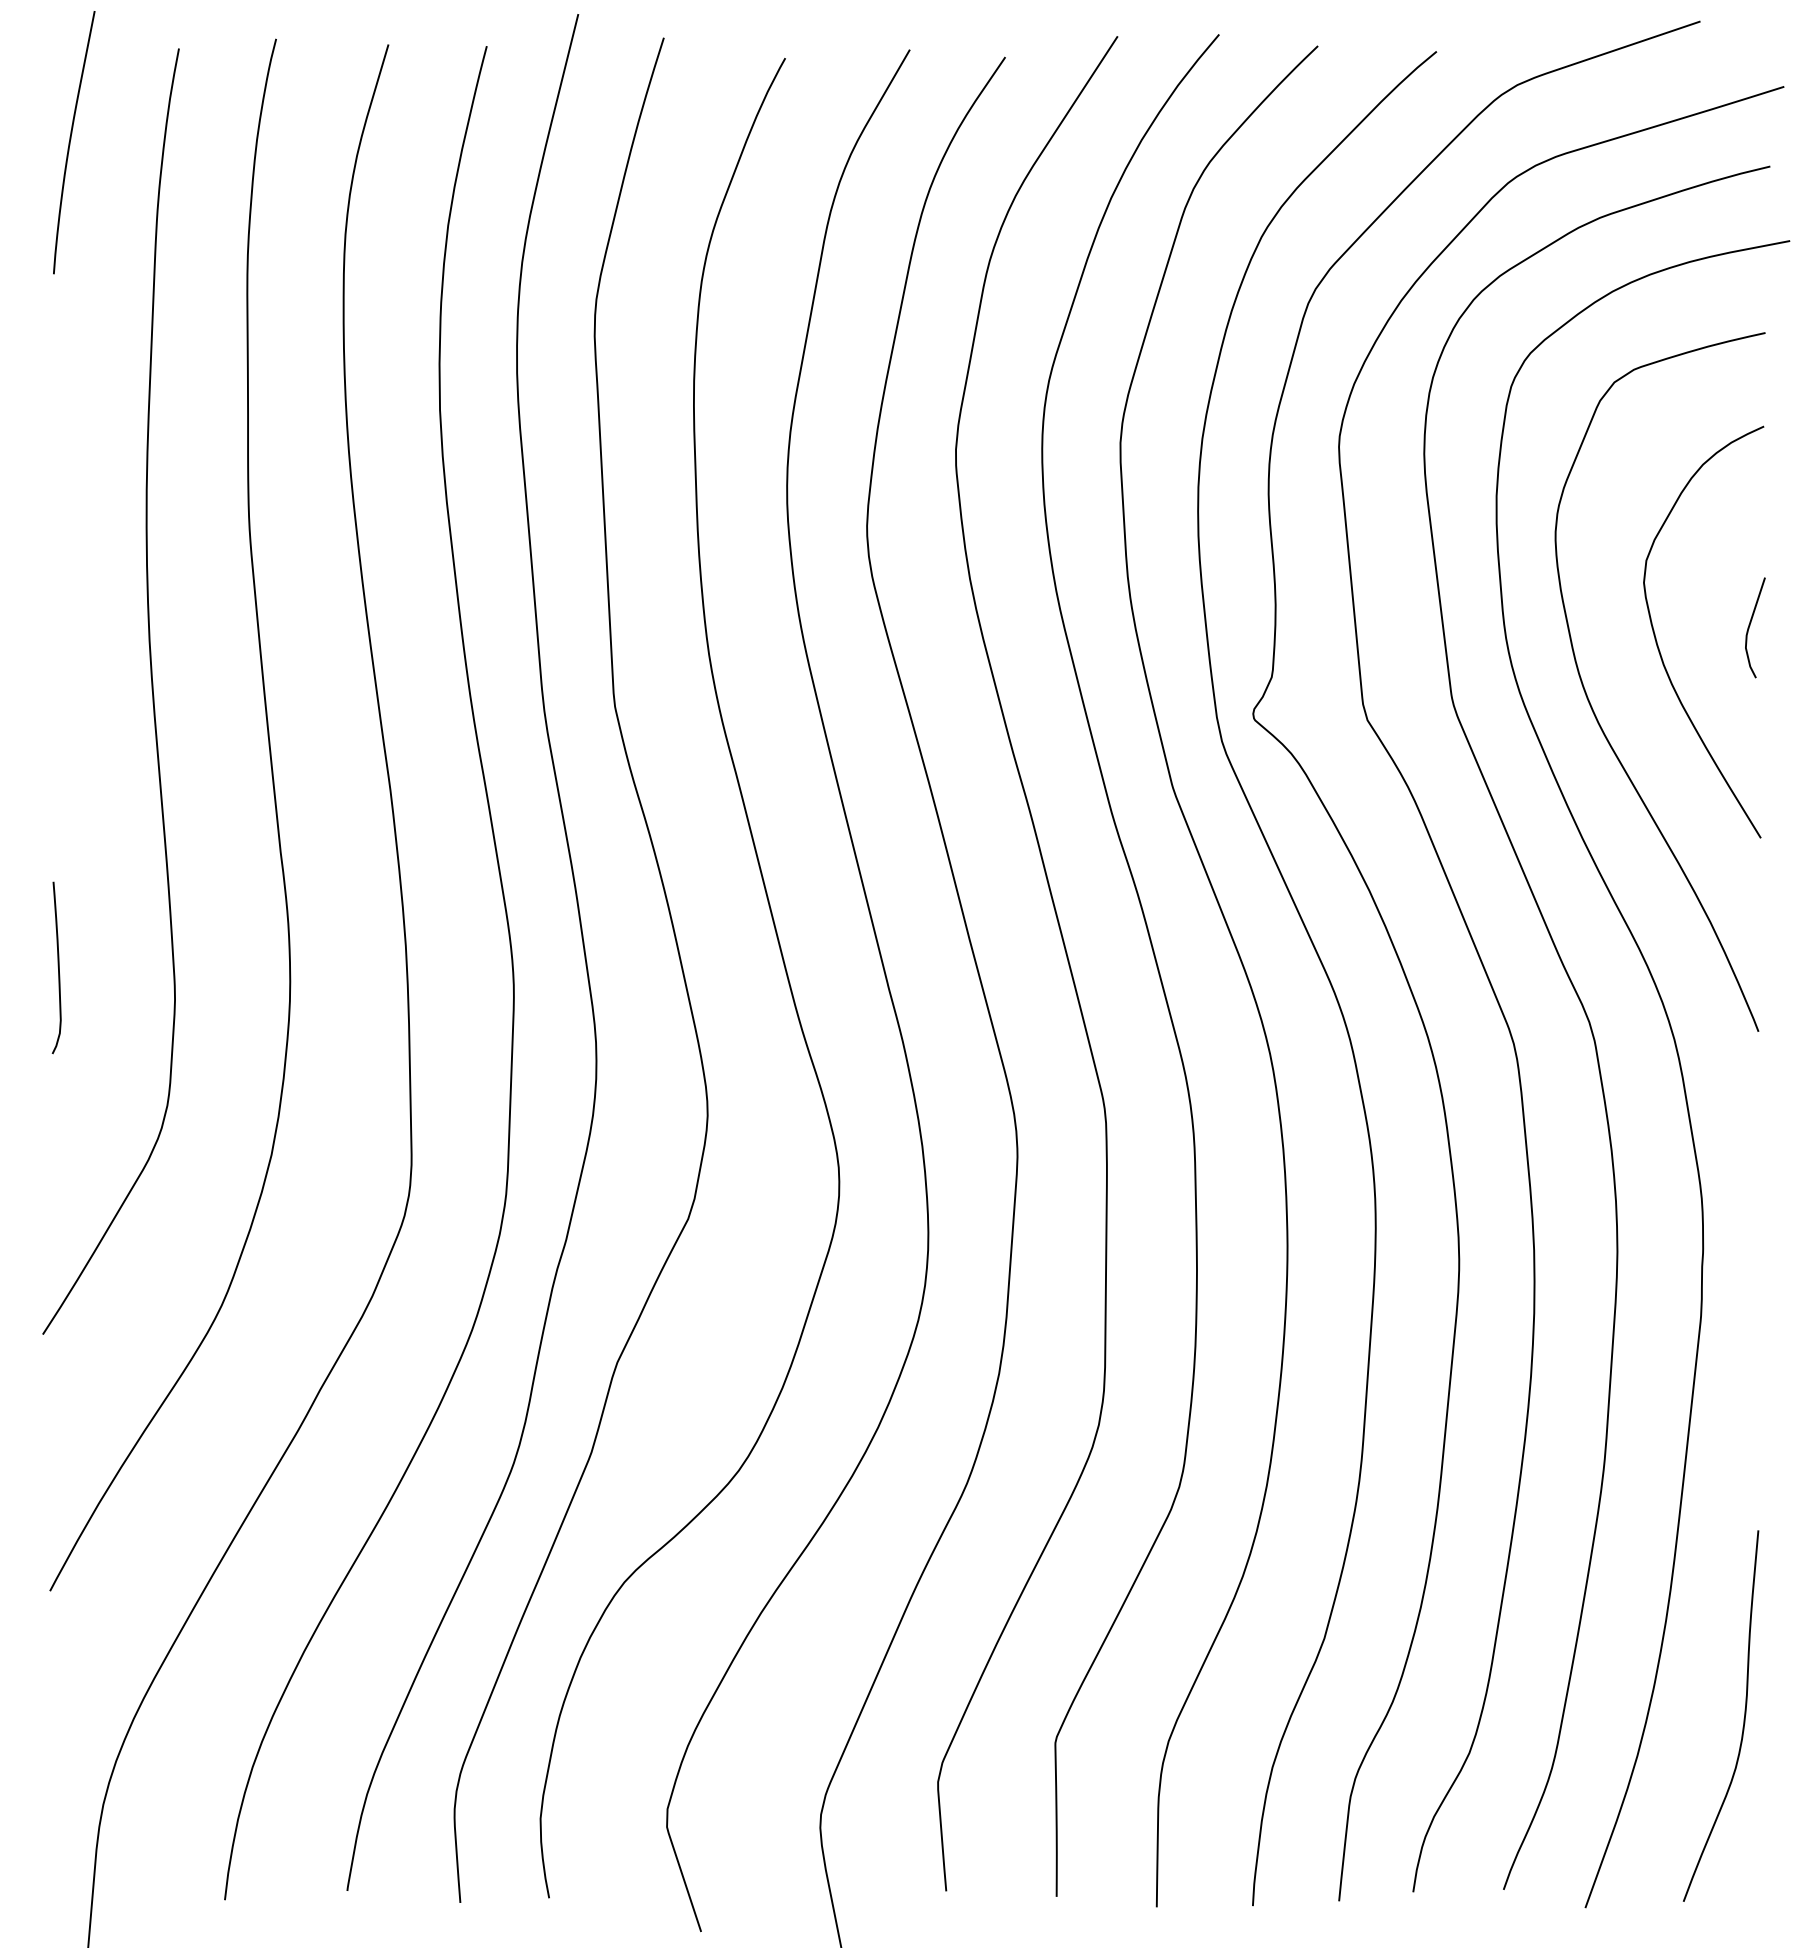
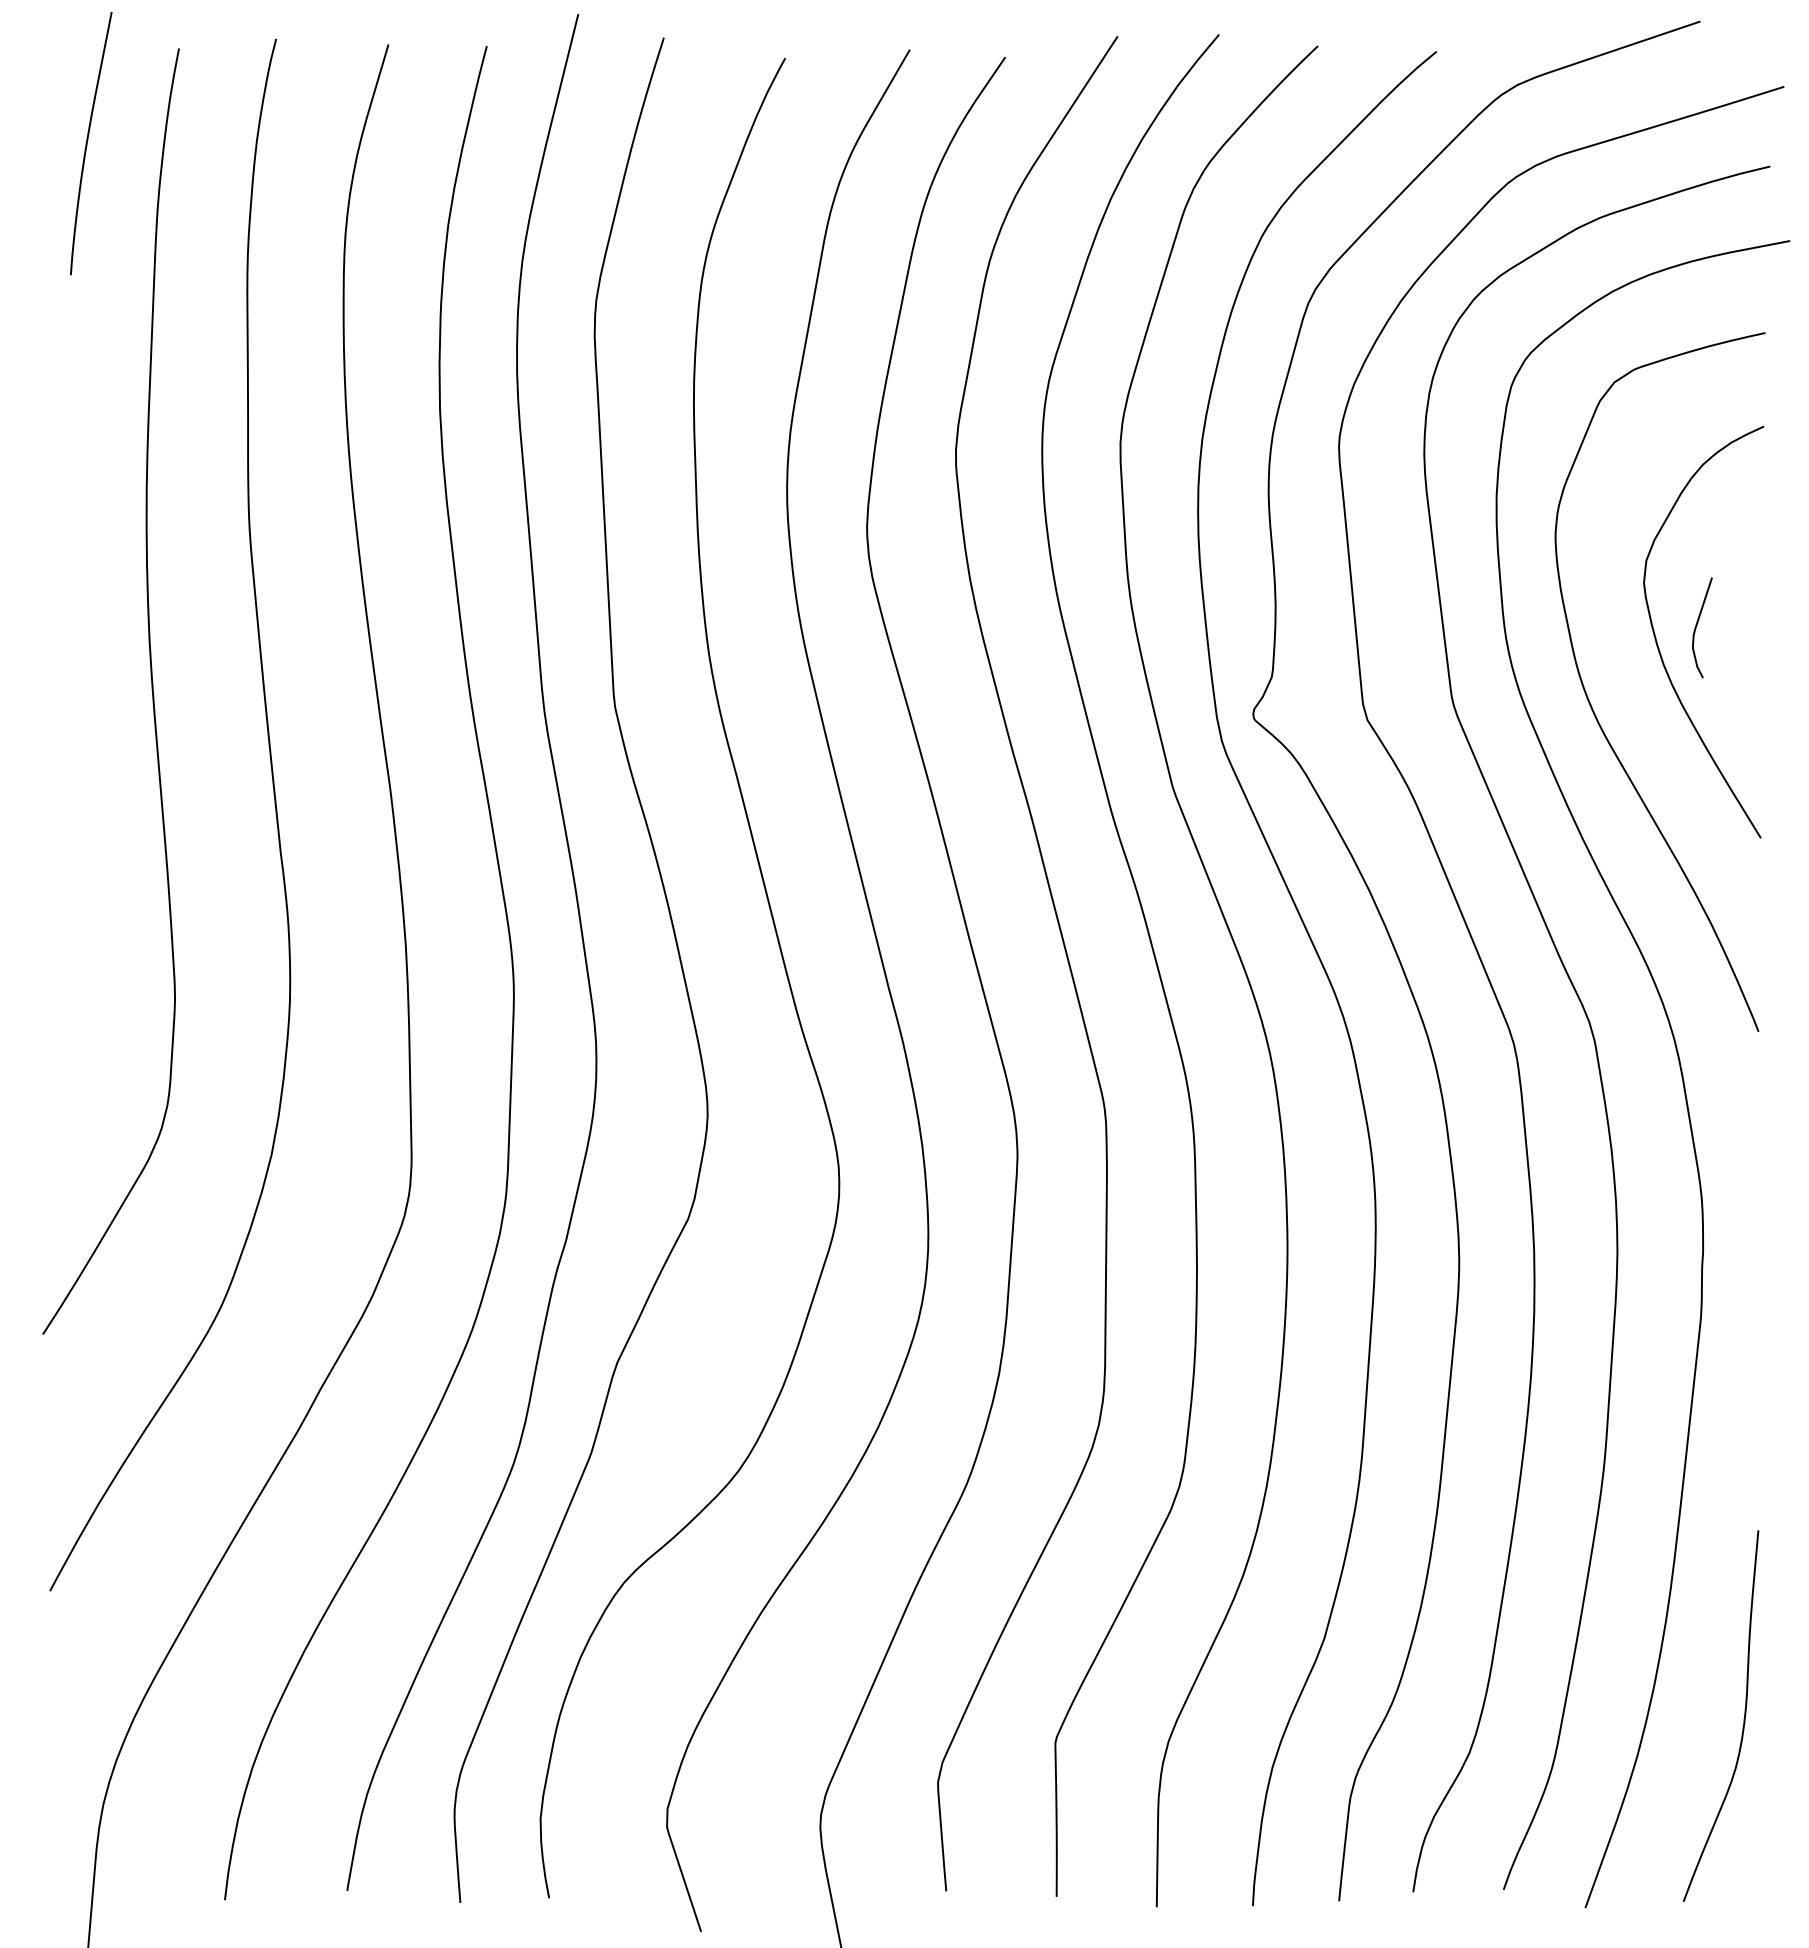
curve position: (70, 142) -> (87, 143) (87, 143)
curve position: (1750, 625) -> (1697, 625) (1697, 625)
curve: present -> none (57, 966)
